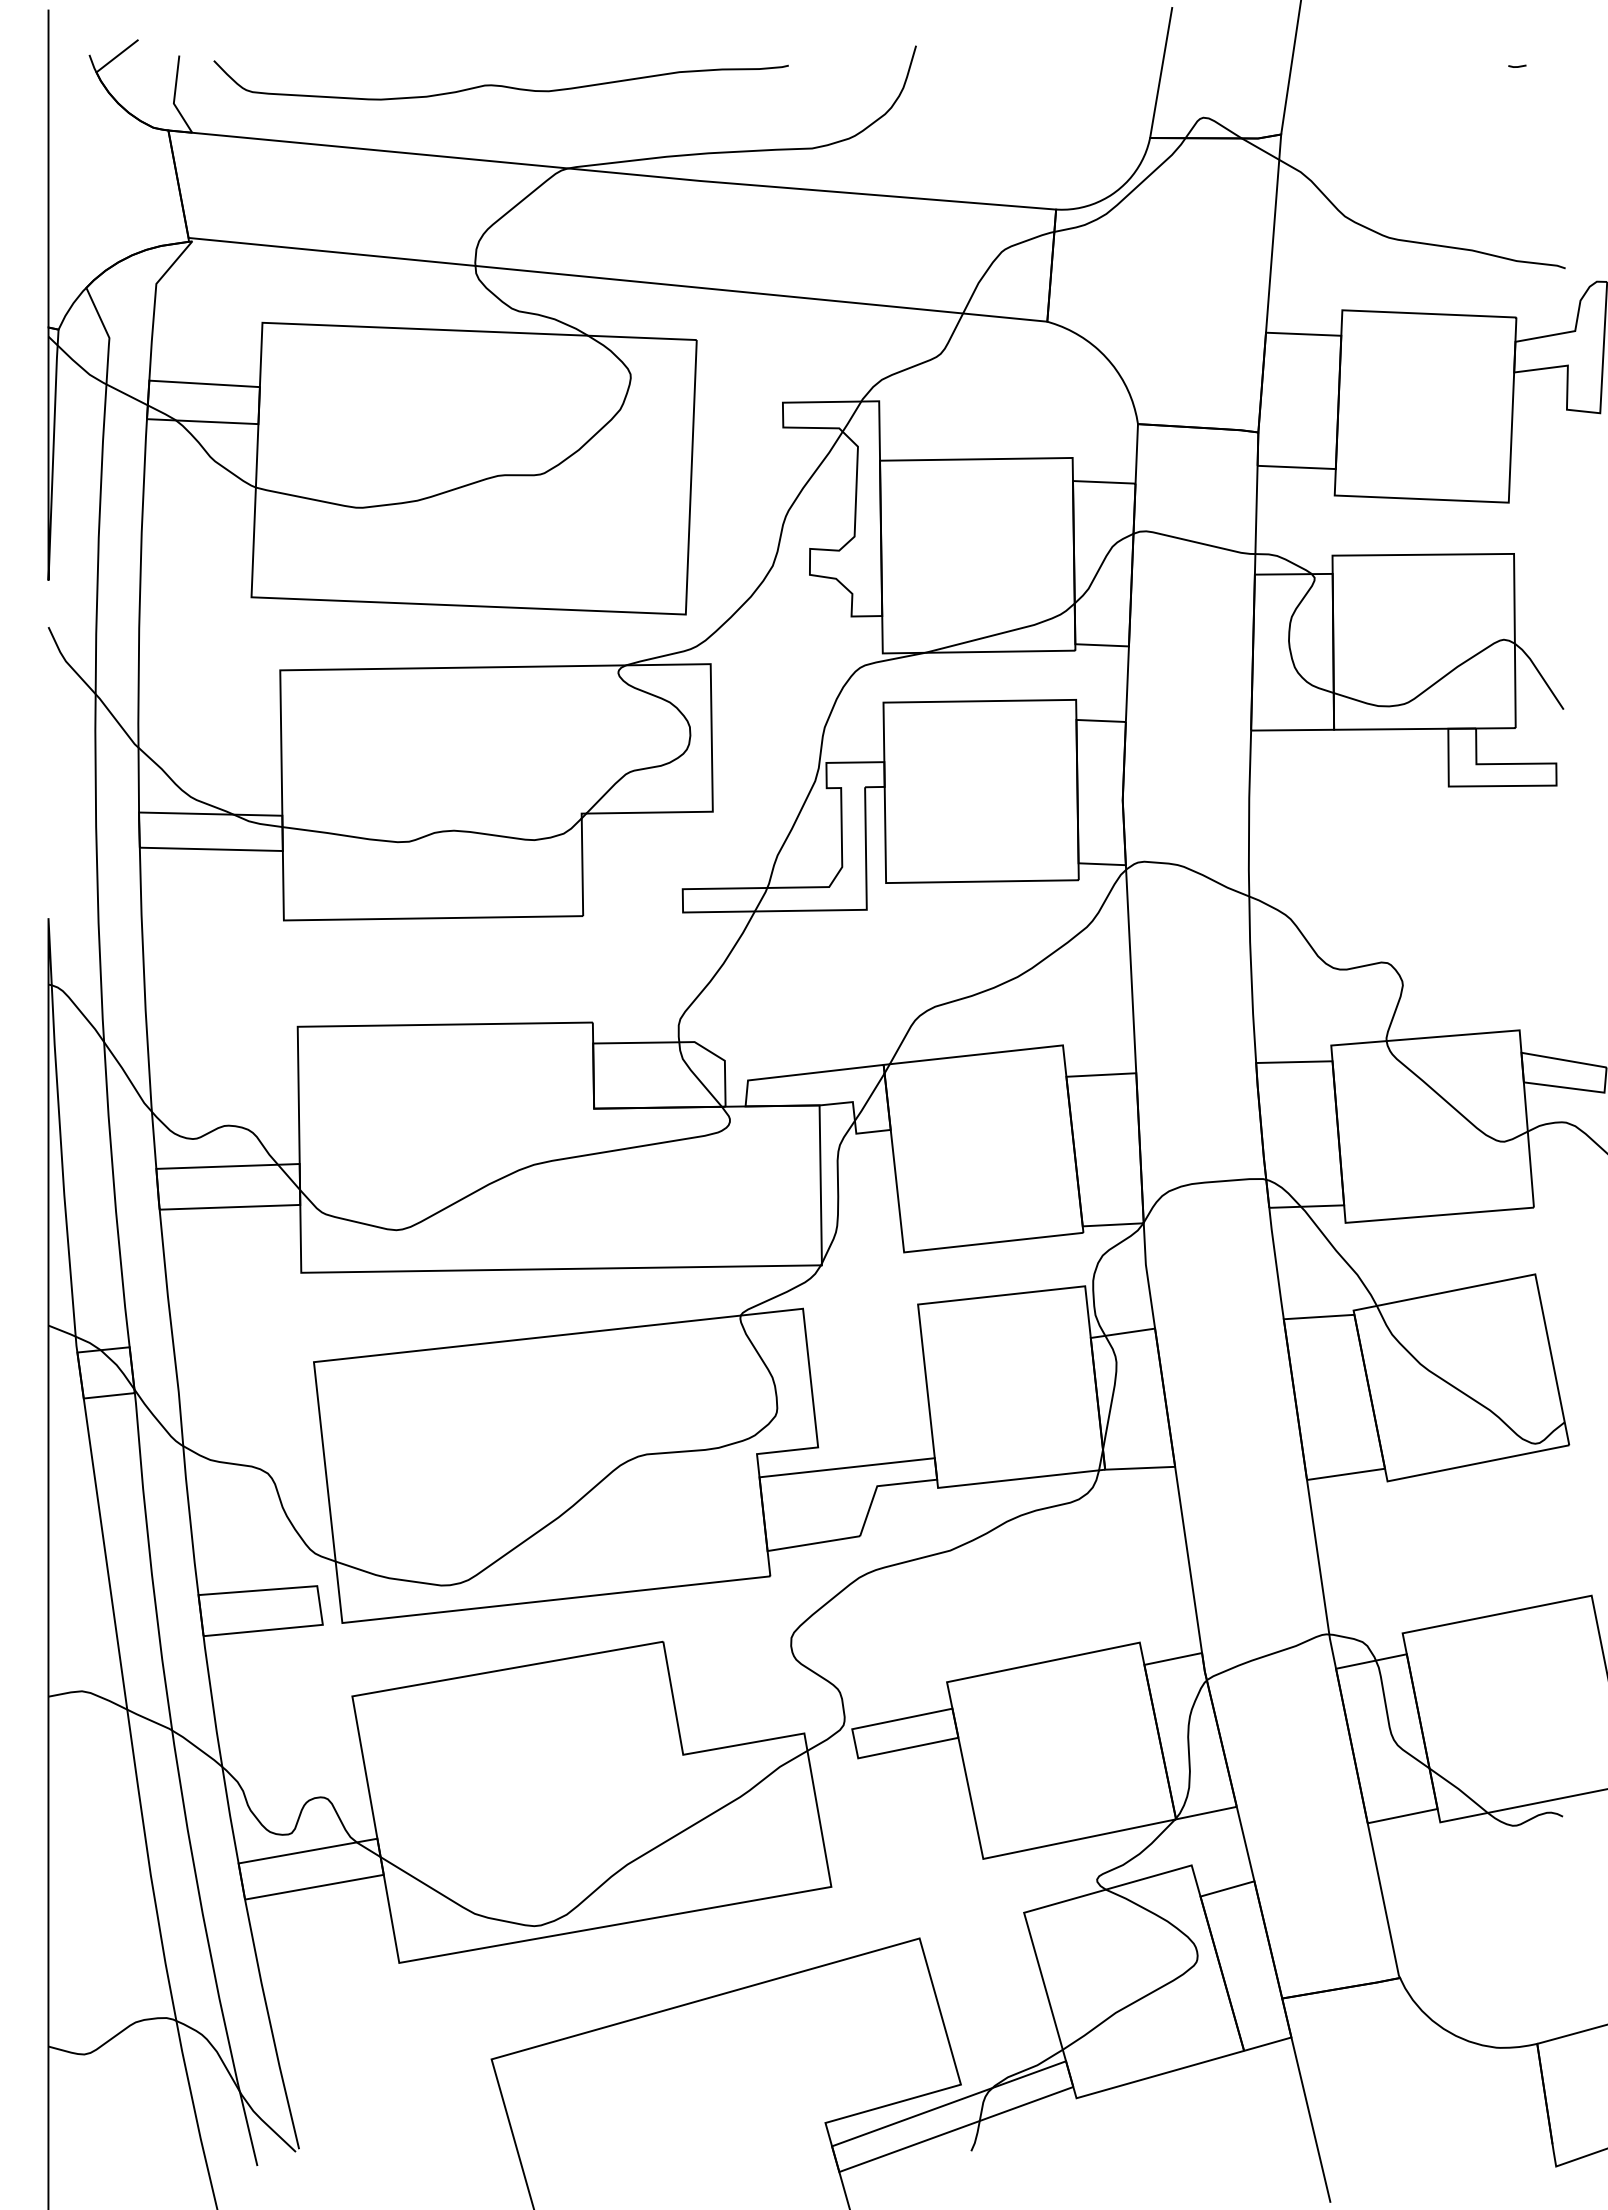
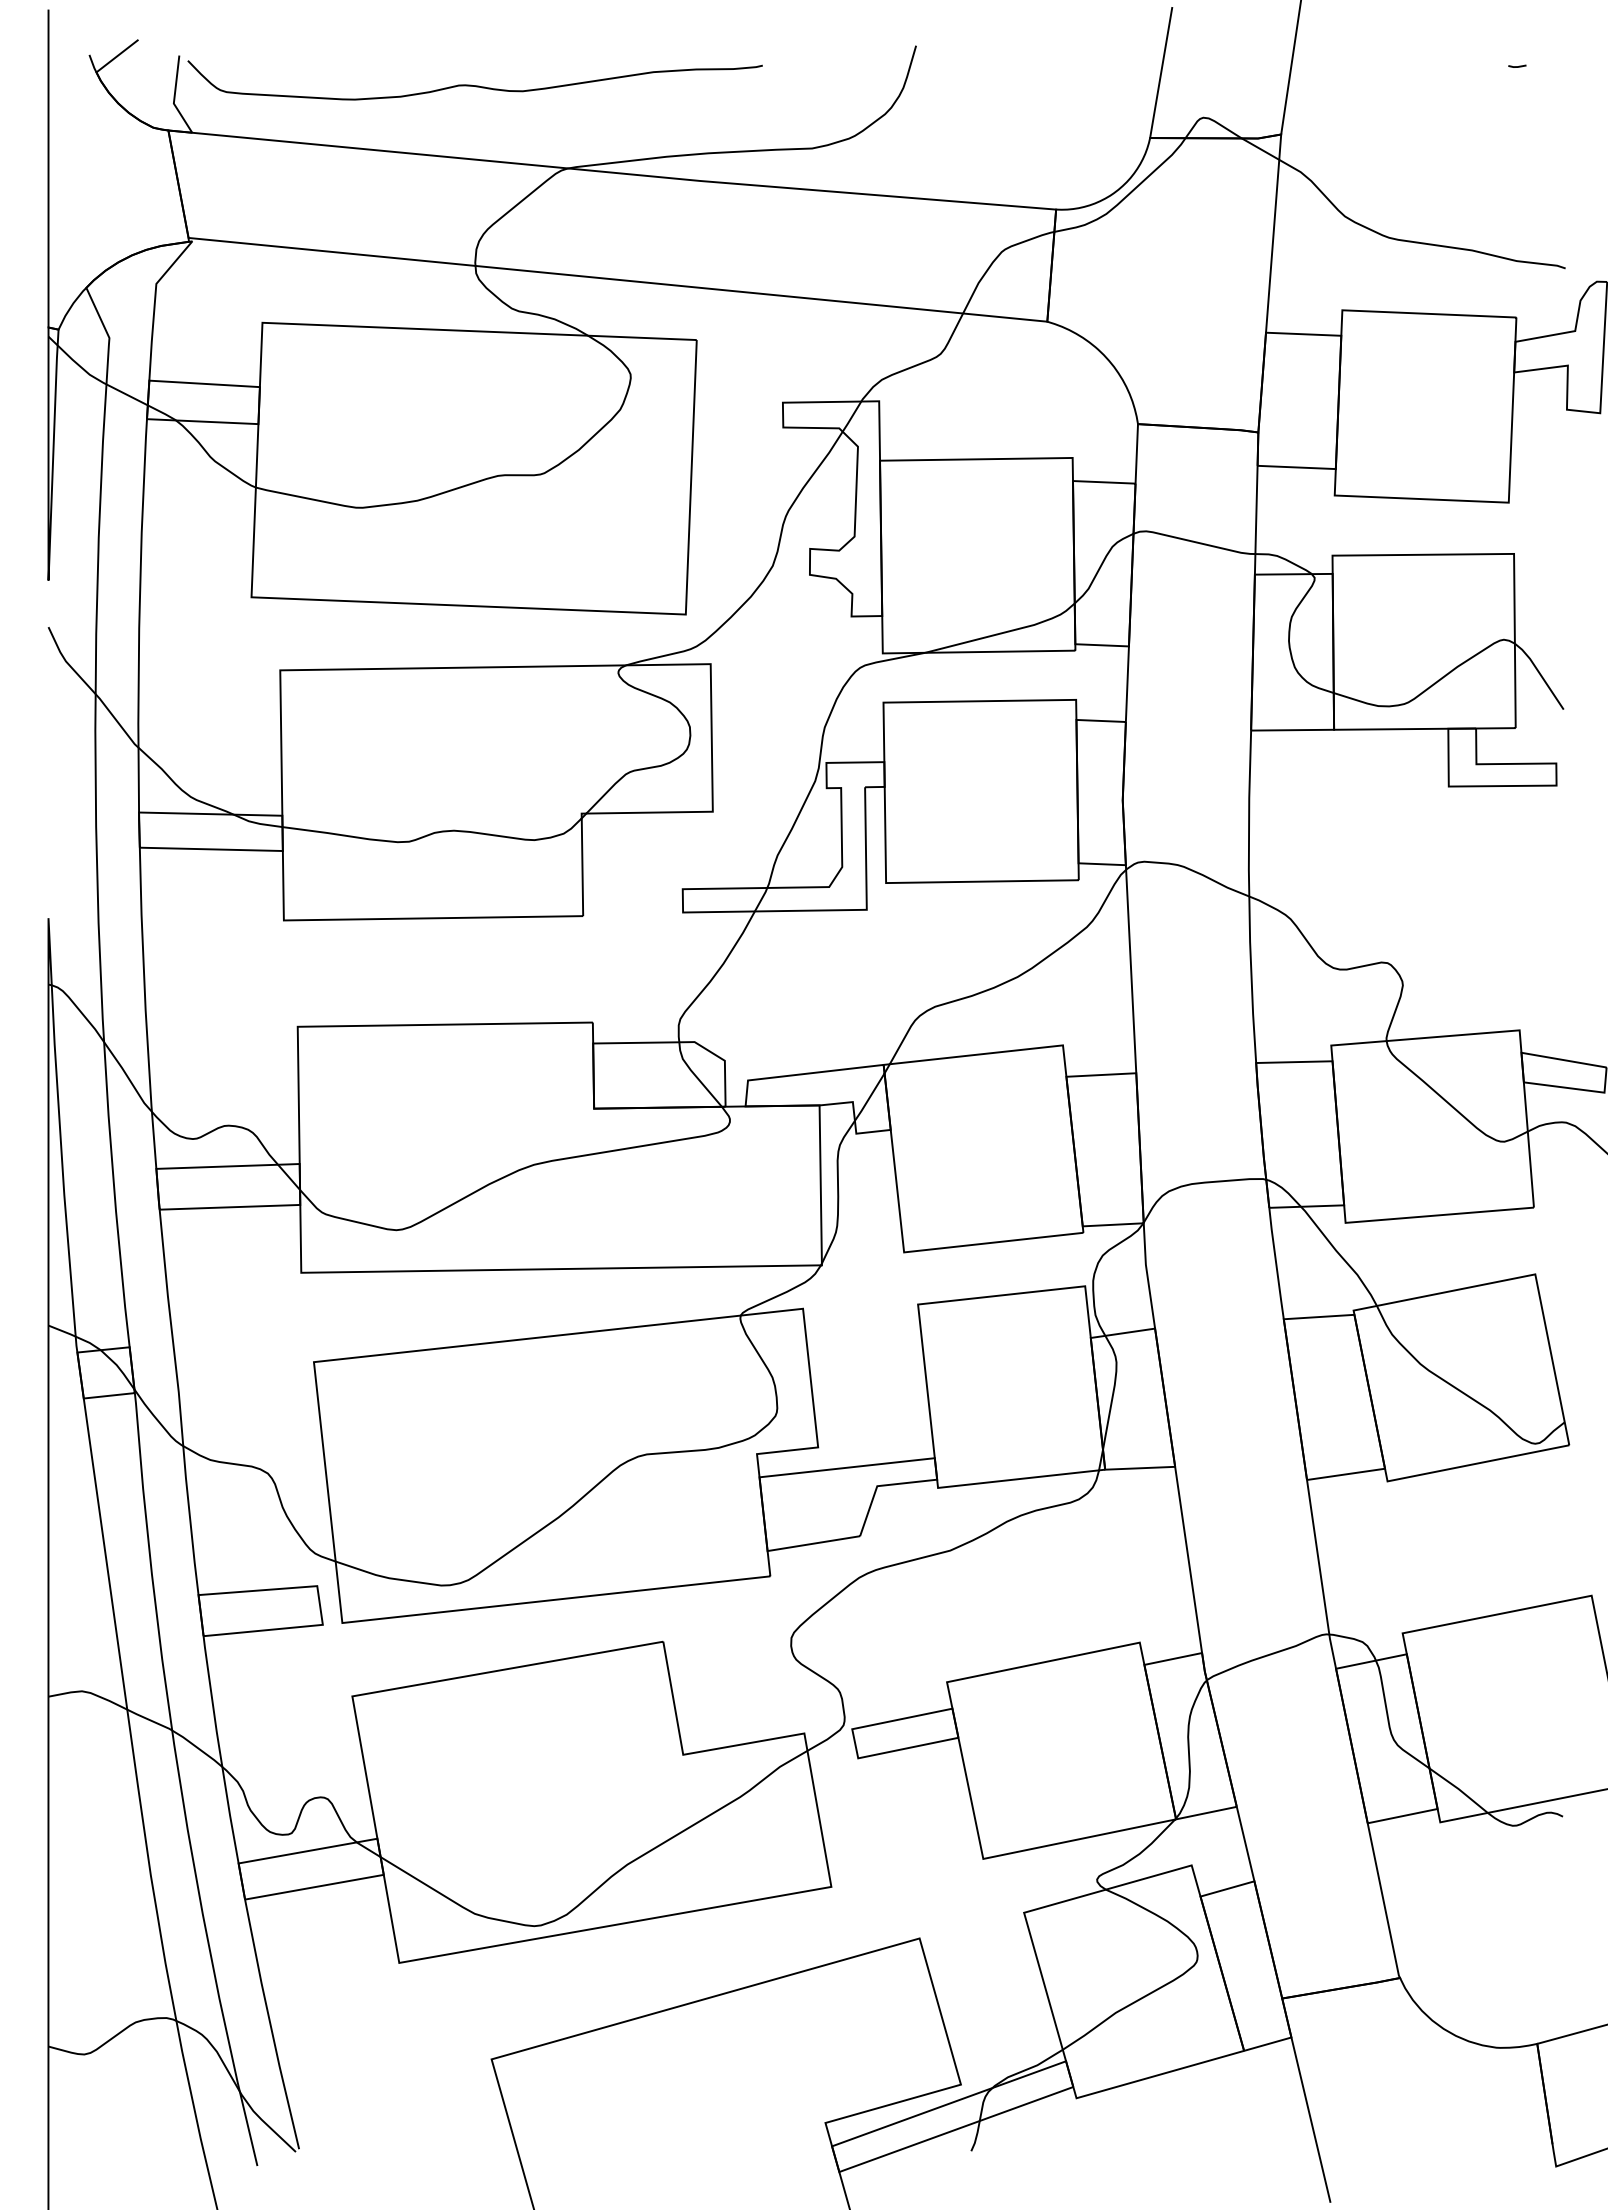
curve position: (497, 84) -> (471, 84) (471, 84)
